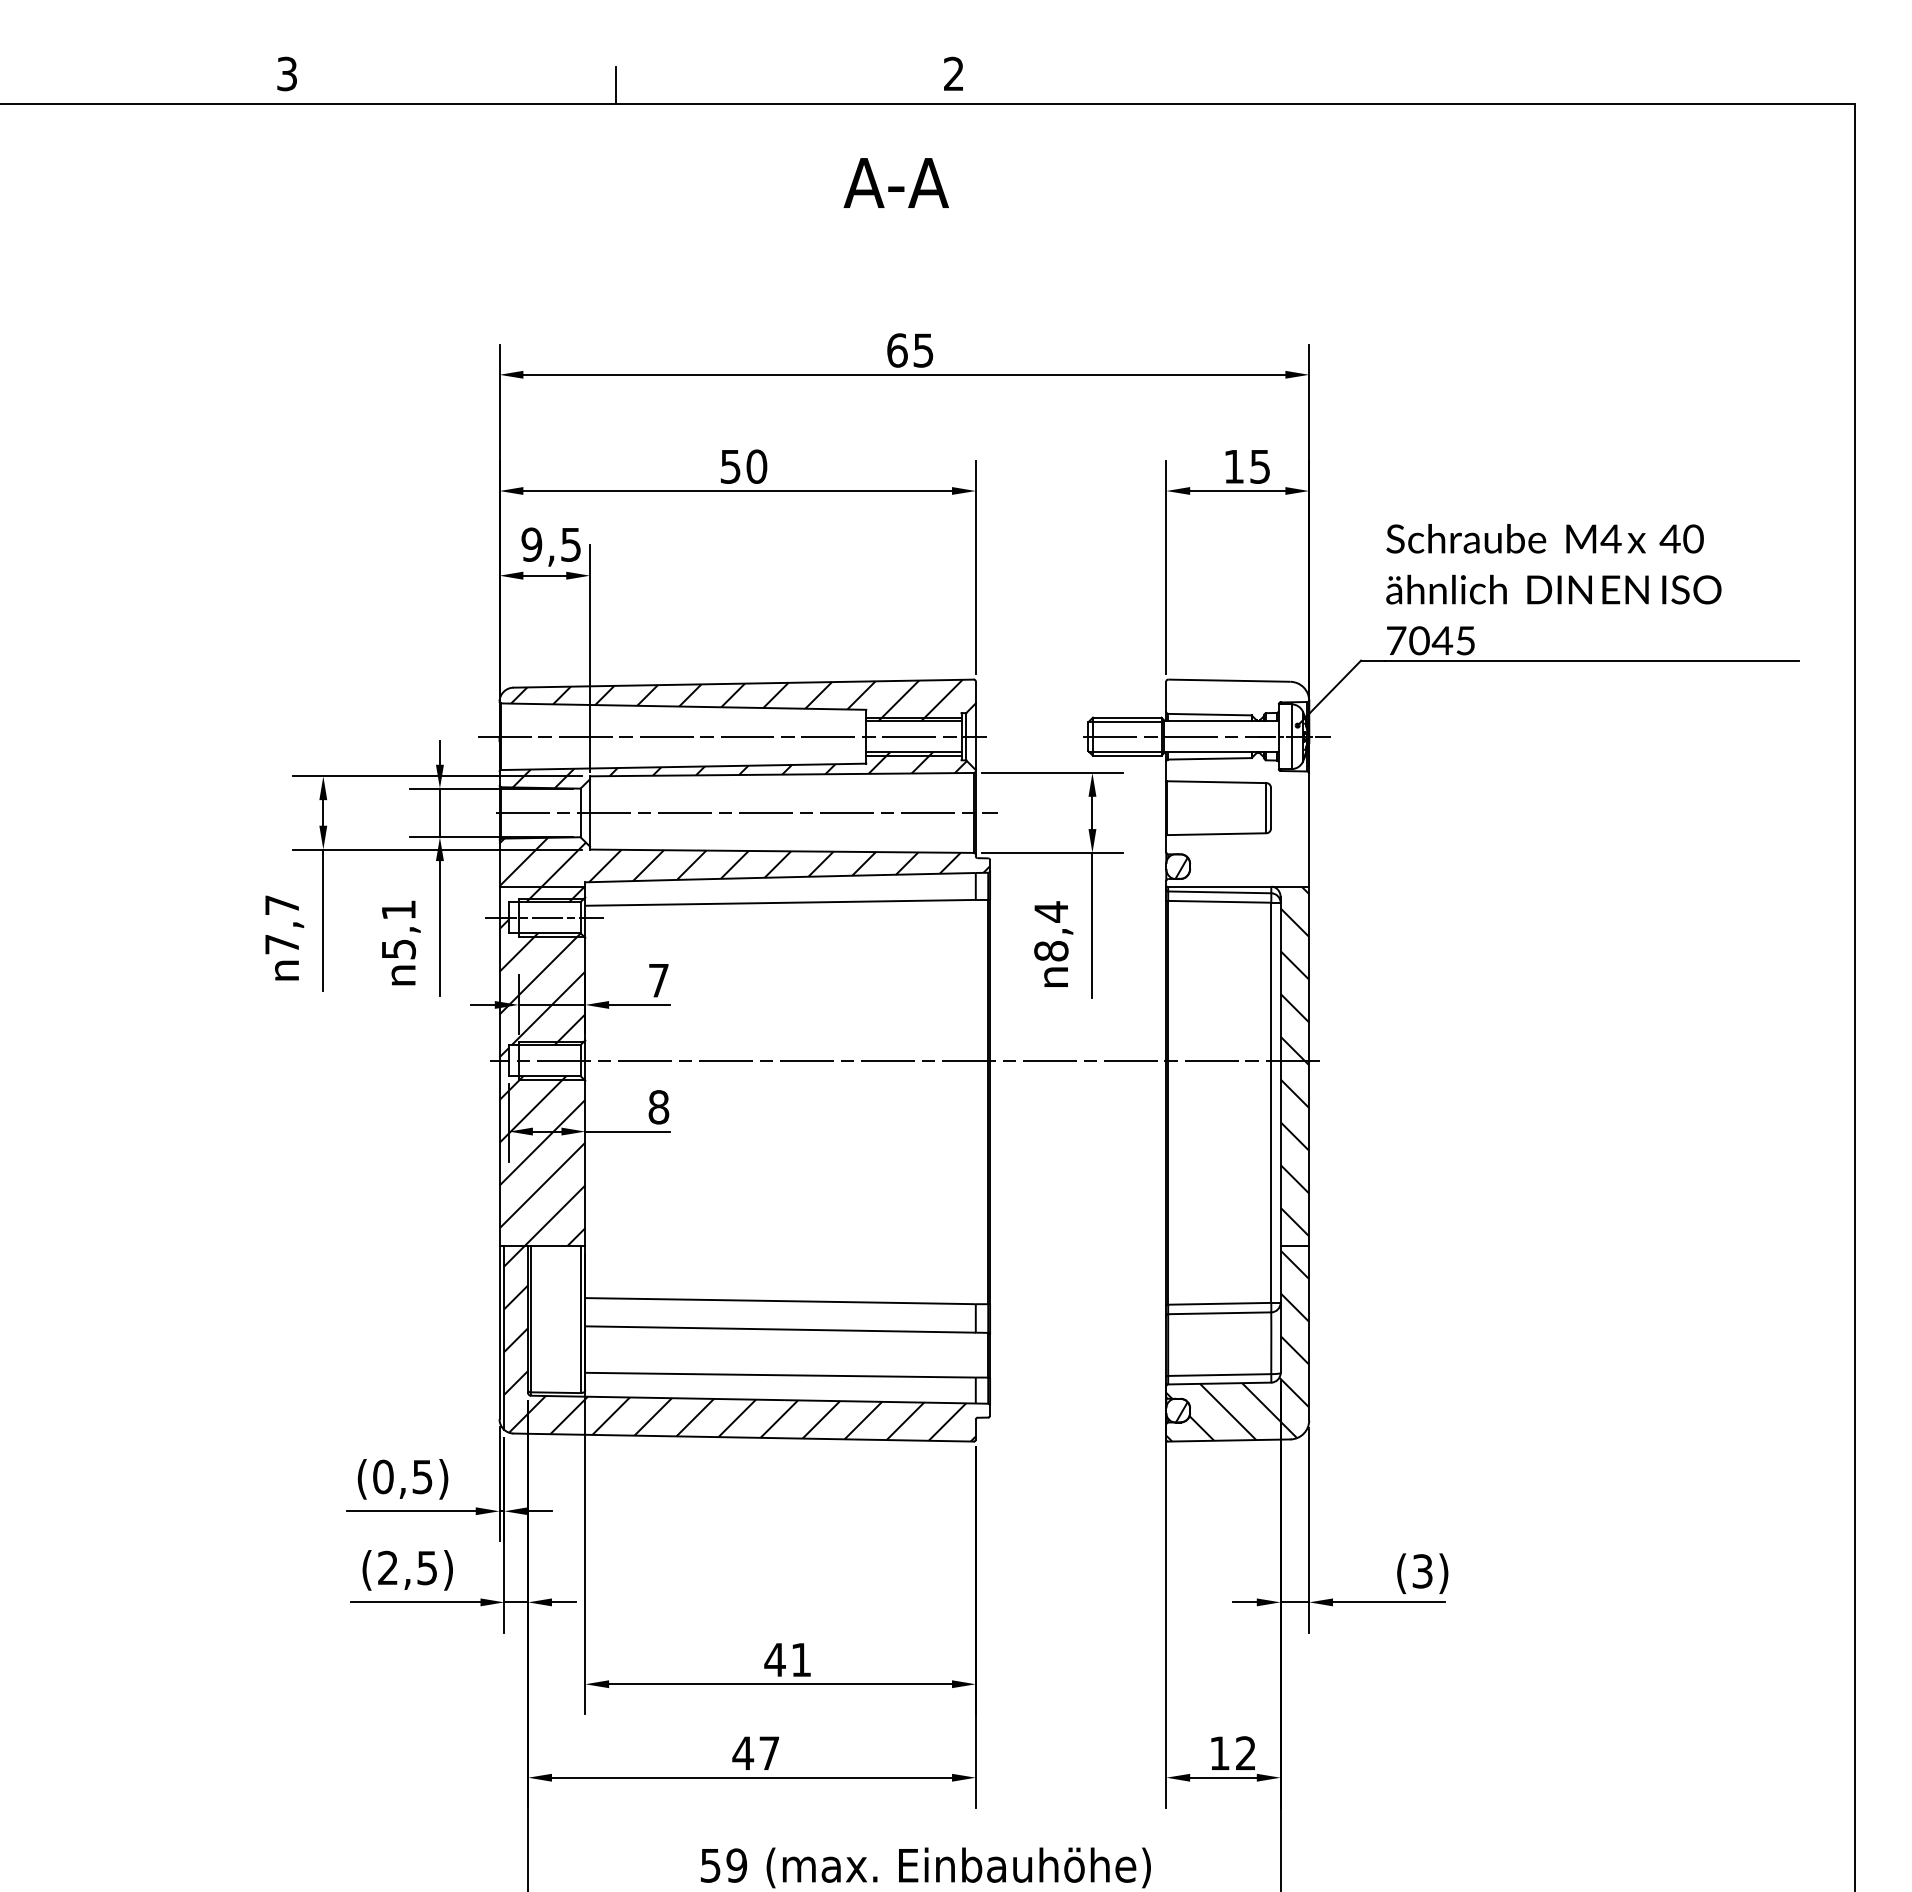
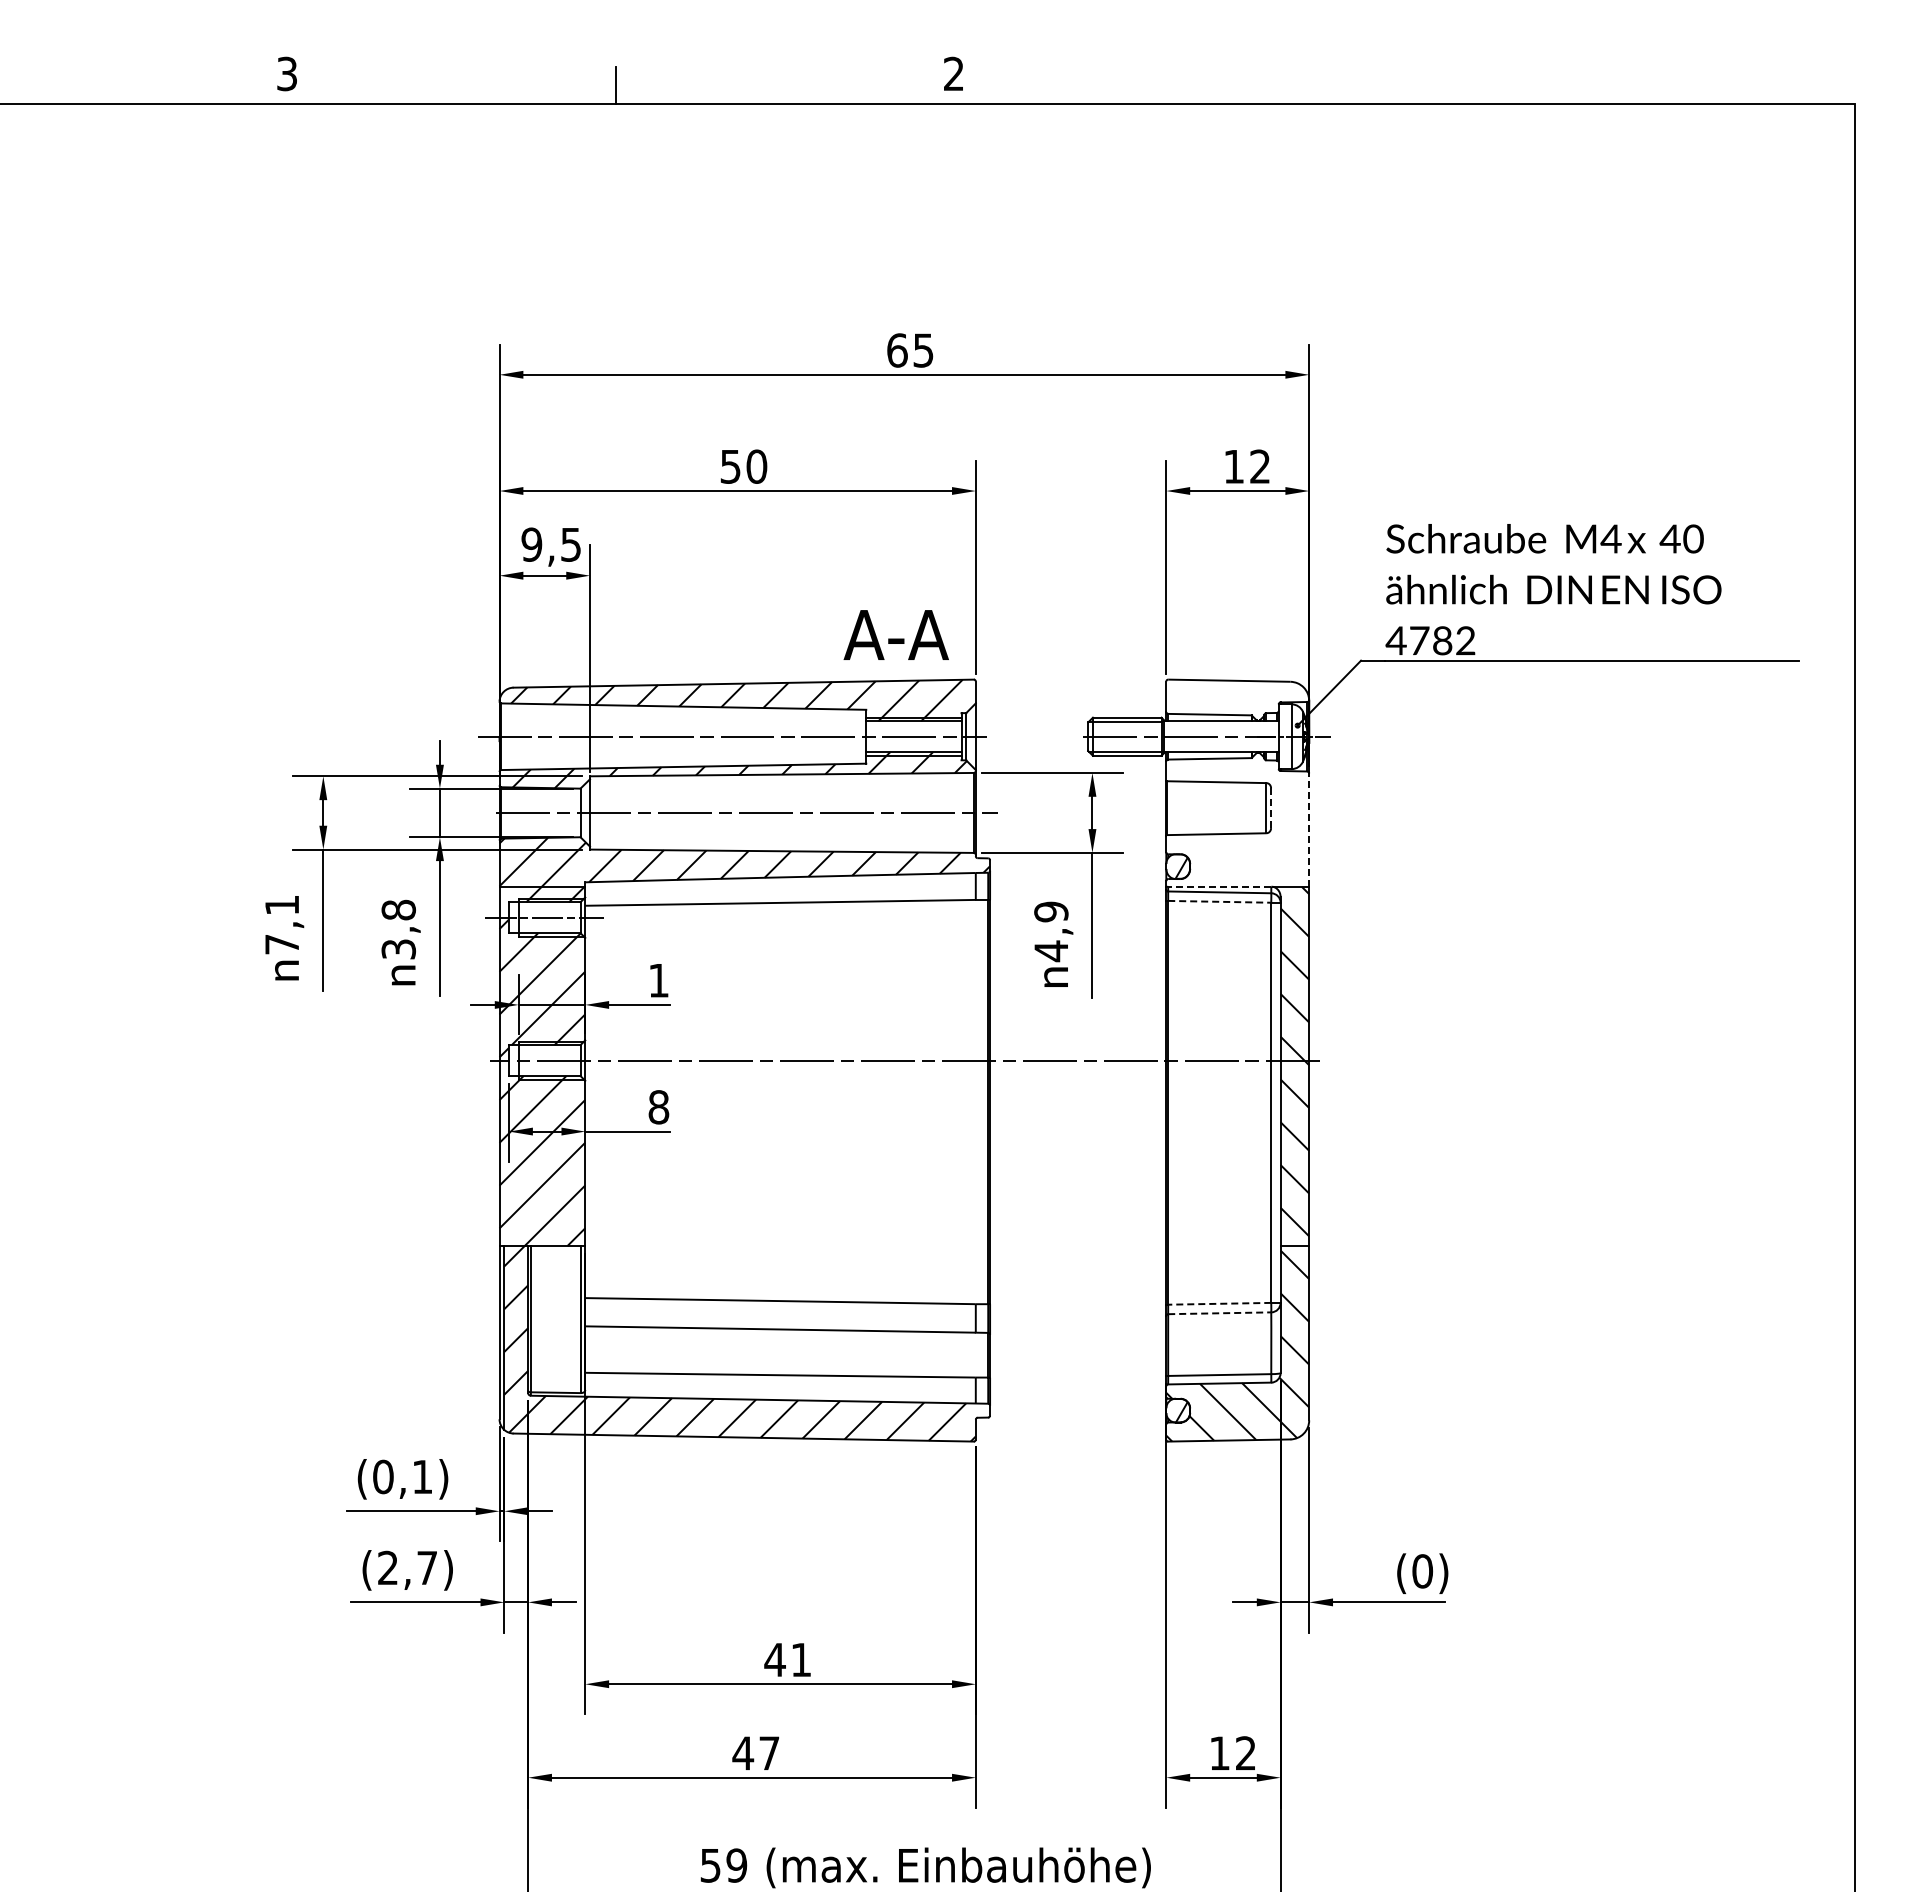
text position: (895, 182) -> (895, 634) (895, 634)
text: 15 -> 12 (1259, 466)
text: 7045 -> 4782 (1430, 640)
line: solid -> dashed (1271, 808)
line: solid -> dashed (1309, 830)
line: solid -> dashed (1219, 886)
line: solid -> dashed (1219, 901)
text: 7,7 -> 7,1 (281, 904)
text: 5,1 -> 3,8 (398, 928)
text: 8,4 -> 4,9 (1051, 931)
text: 7 -> 1 (658, 980)
line: solid -> dashed (1219, 1303)
line: solid -> dashed (1219, 1313)
text: (0,5) -> (0,1) (422, 1477)
text: (2,5) -> (2,7) (426, 1568)
text: (3) -> (0) (1422, 1571)
